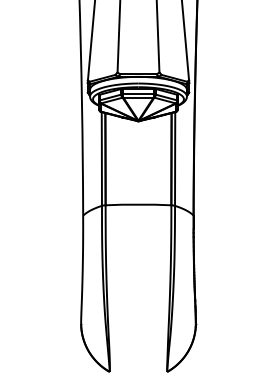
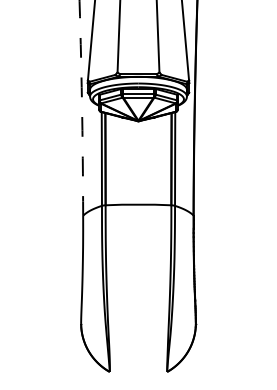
arc: solid -> dashed (82, 107)
